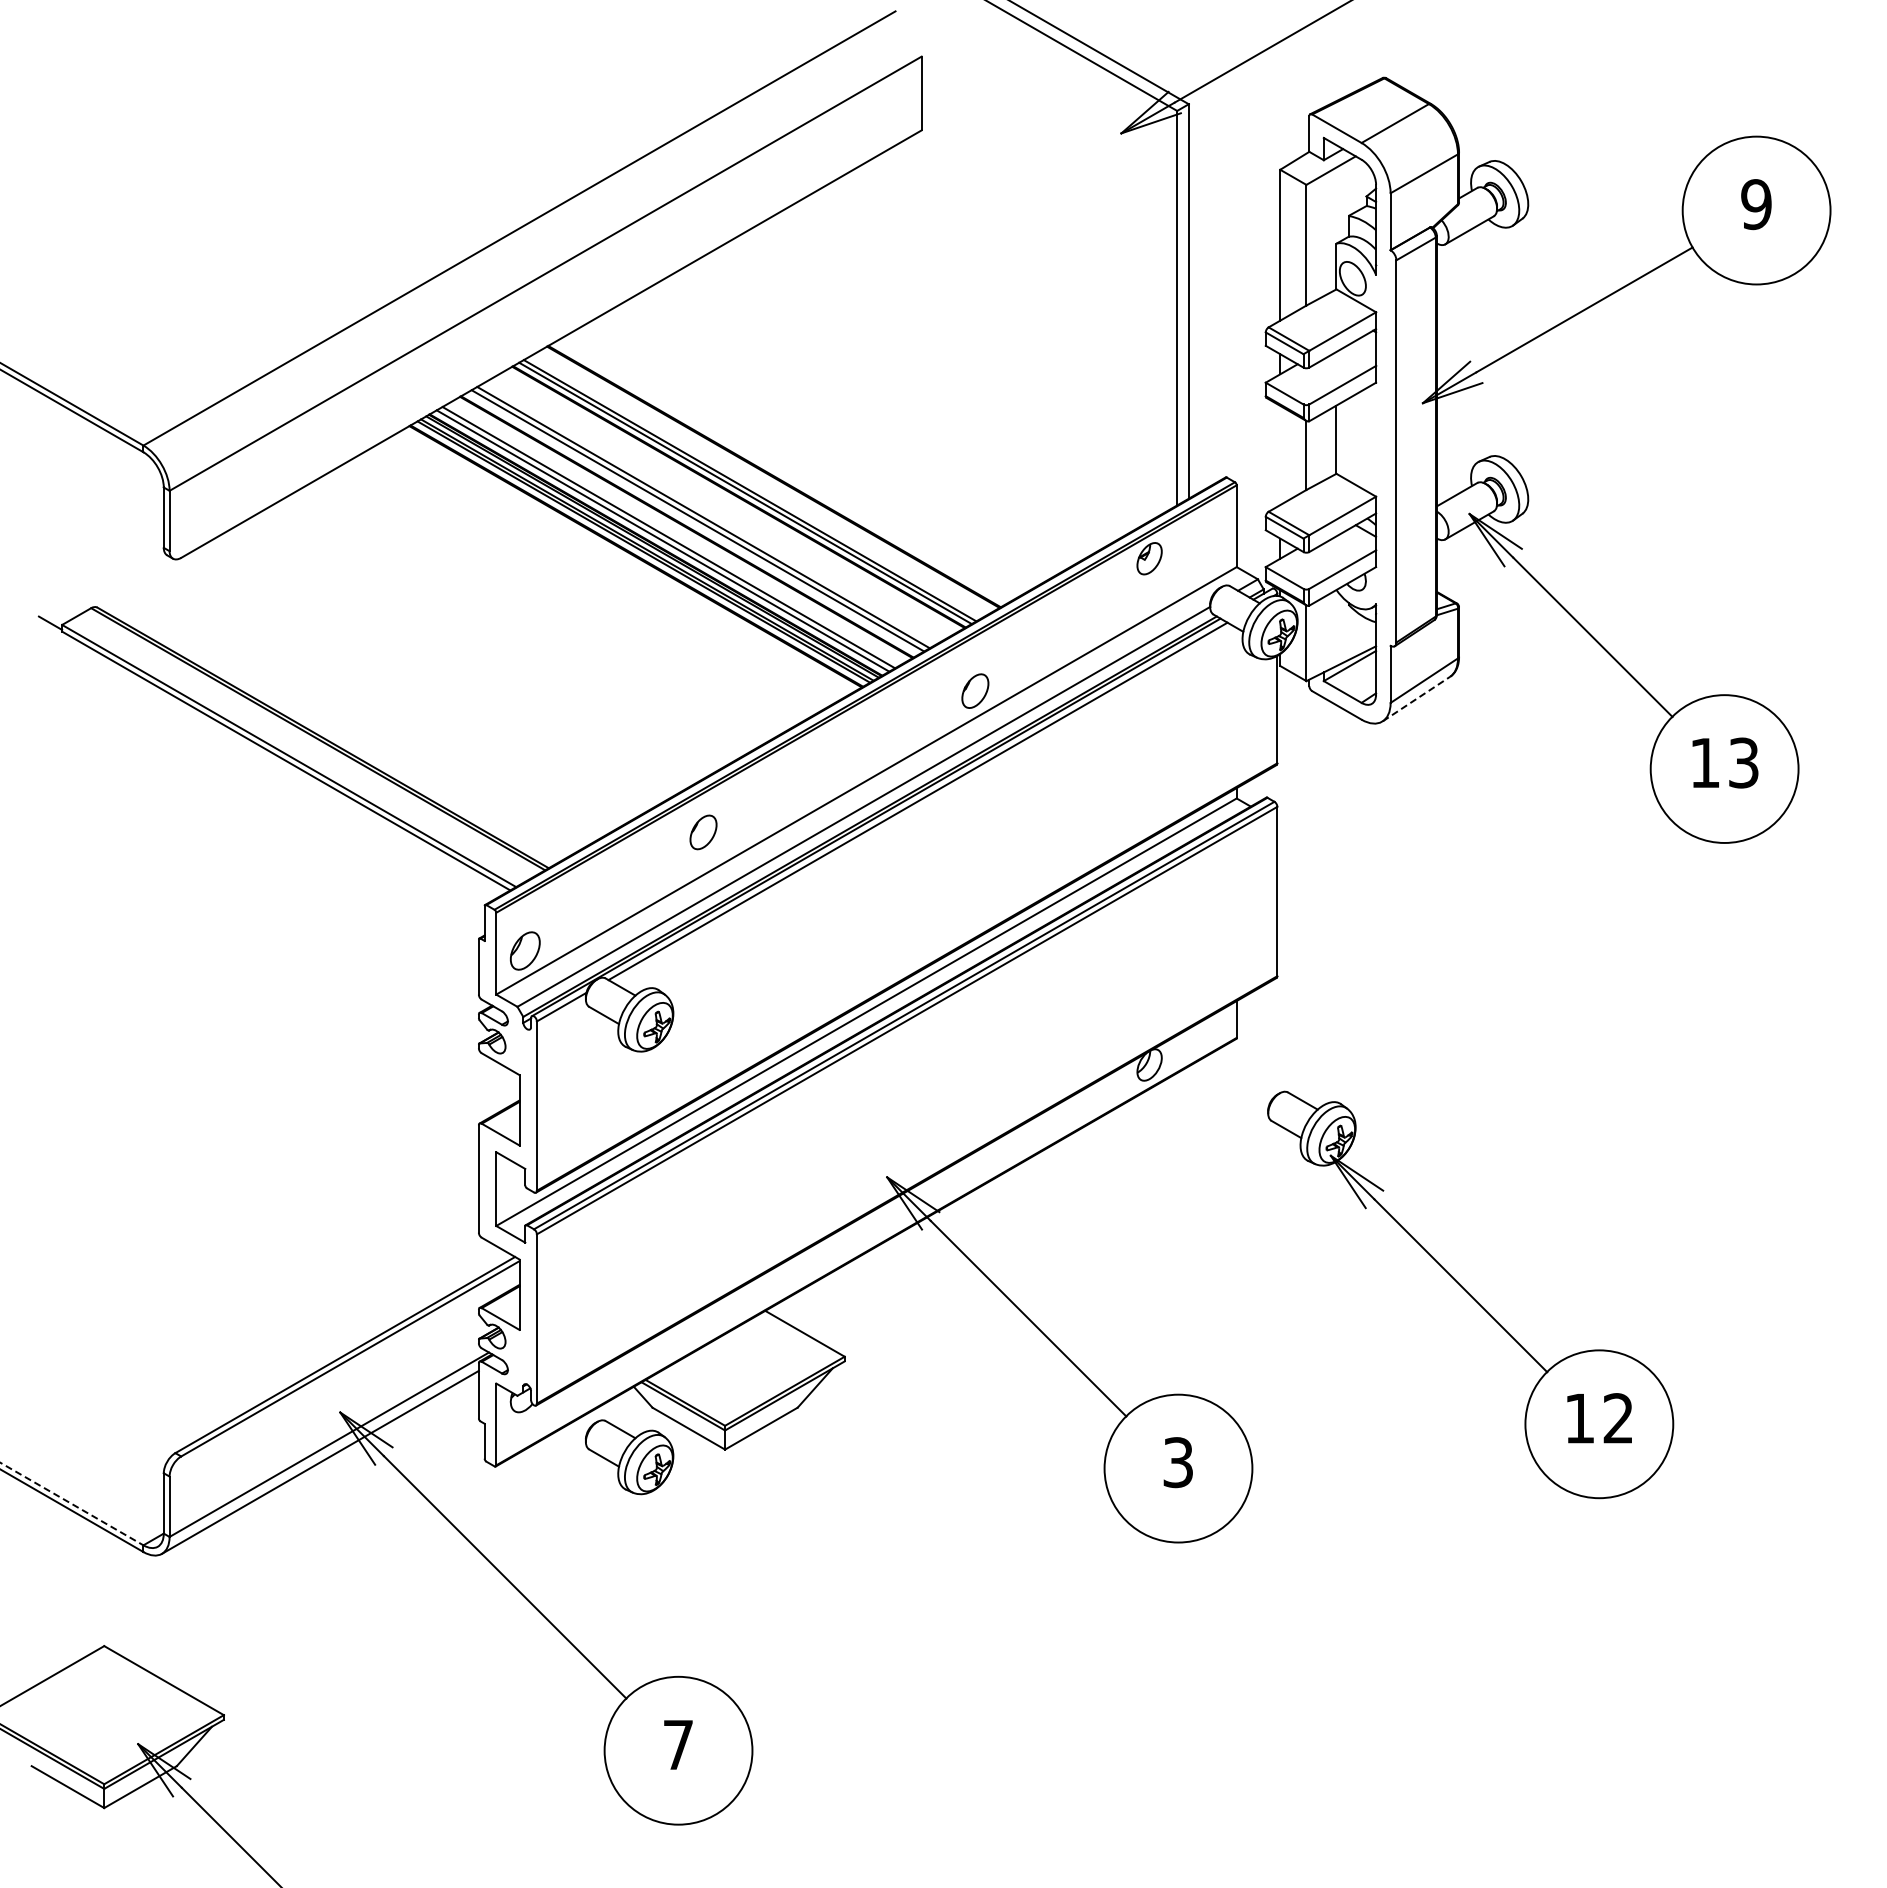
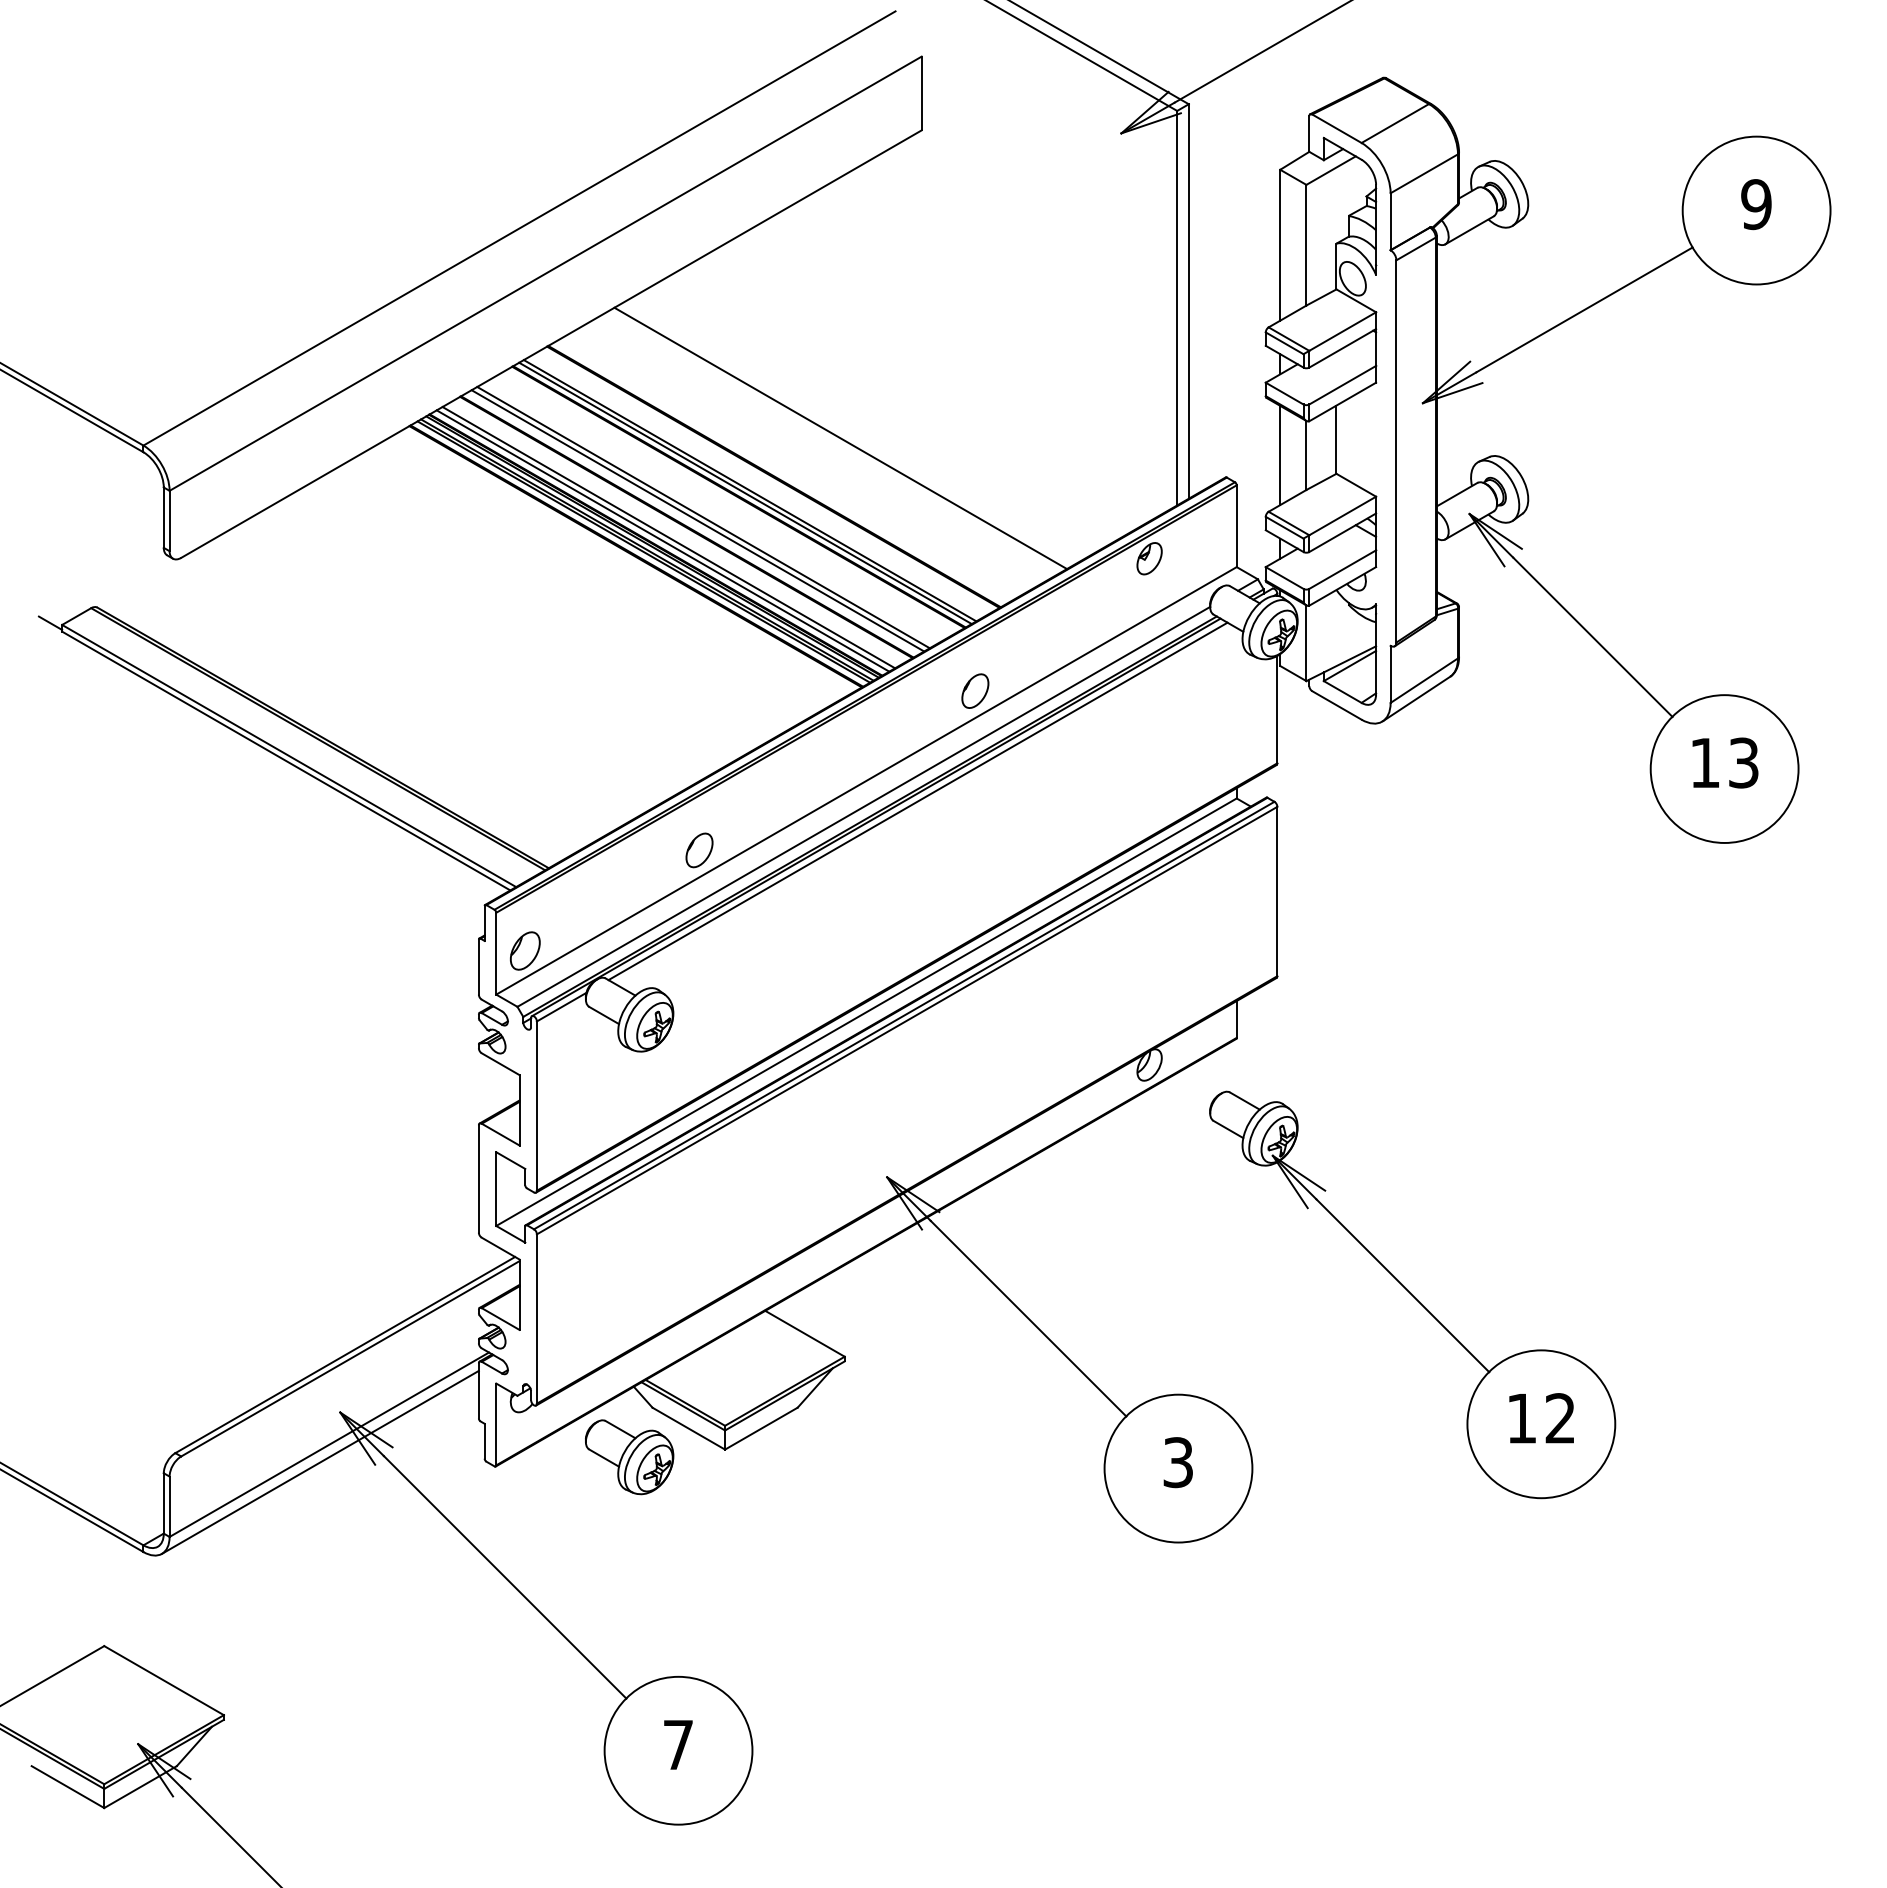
line: none -> present (840, 438)
line: none -> present (1280, 455)
line: dashed -> solid (1416, 698)
part position: (703, 832) -> (699, 850) (699, 850)
part position: (1470, 1294) -> (1412, 1294) (1412, 1294)
line: dashed -> solid (72, 1504)
